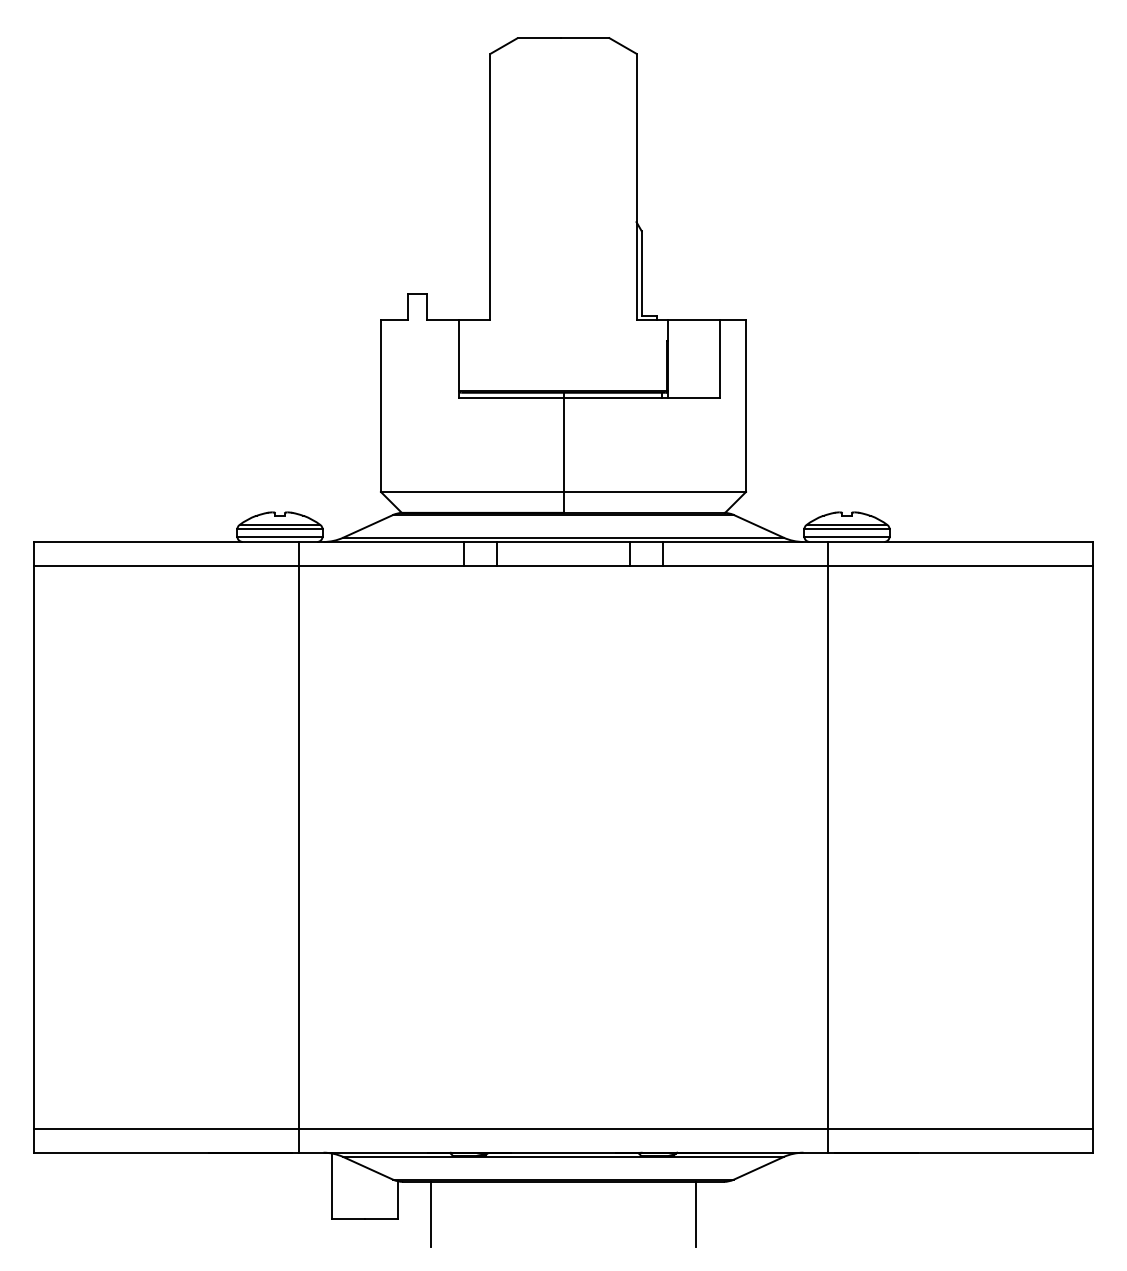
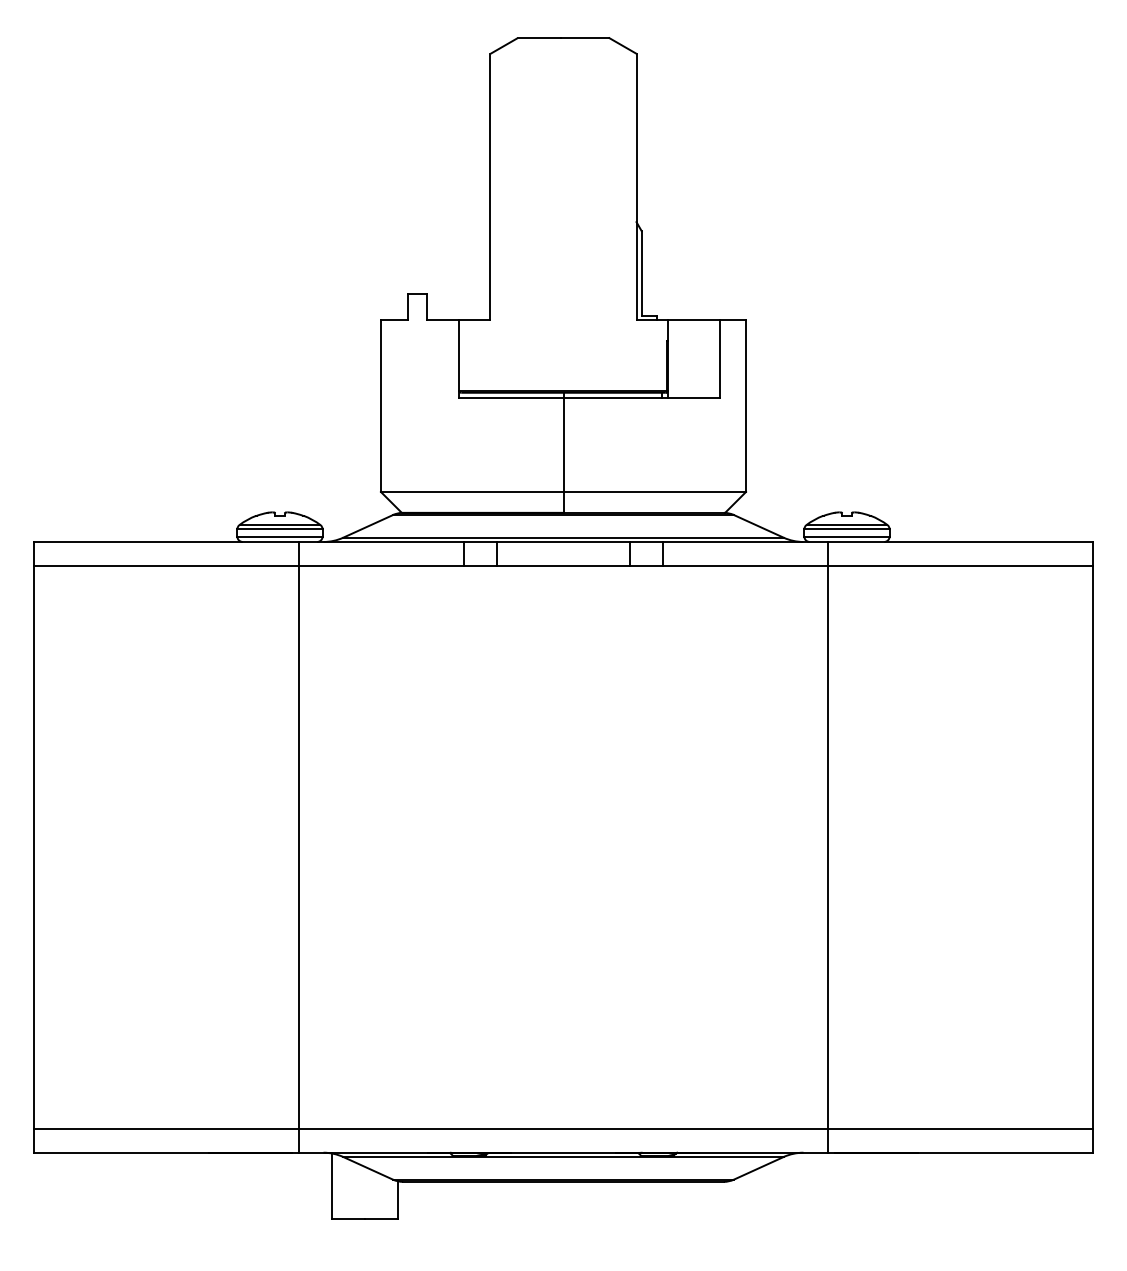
line: present -> none (431, 1213)
line: present -> none (695, 1213)
